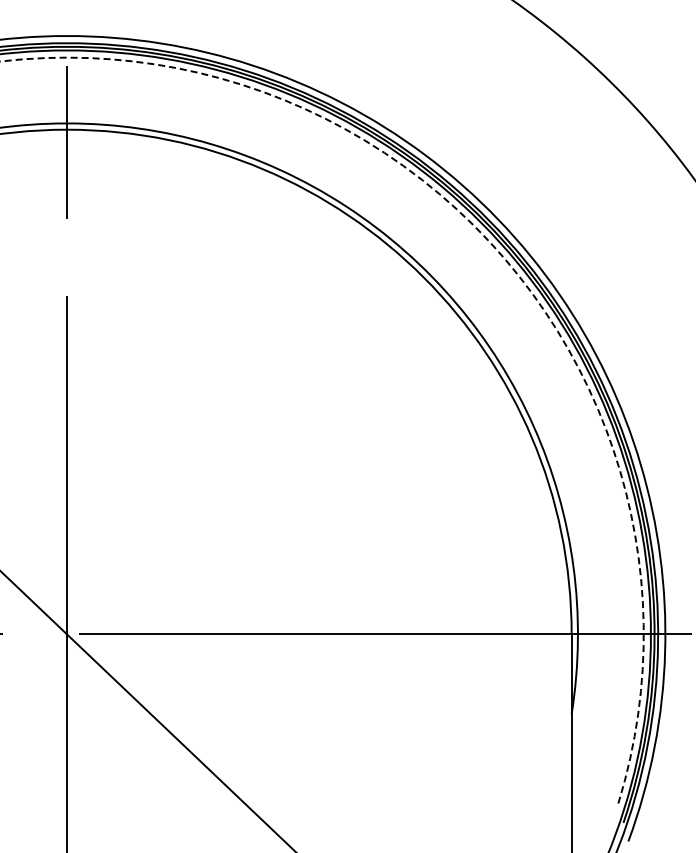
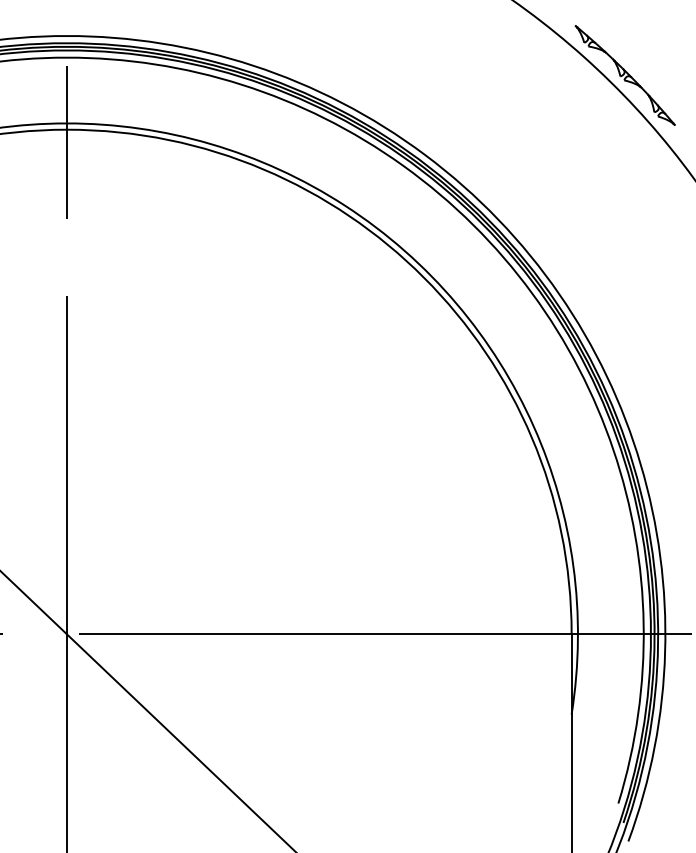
part: none -> present (624, 75)
arc: dashed -> solid (510, 265)
